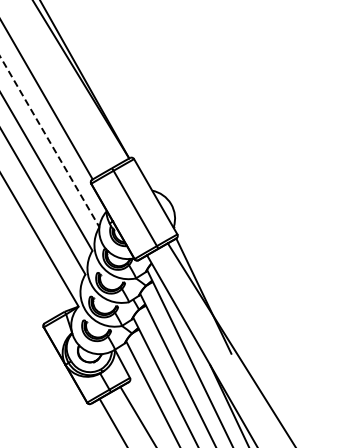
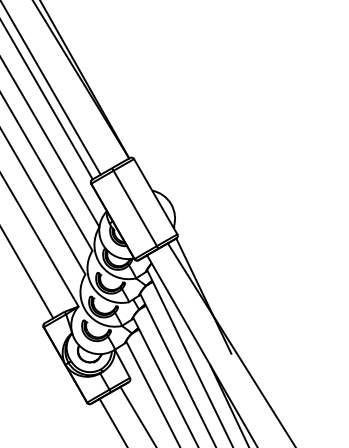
line: none -> present (51, 88)
line: dashed -> solid (50, 142)
line: none -> present (27, 273)
